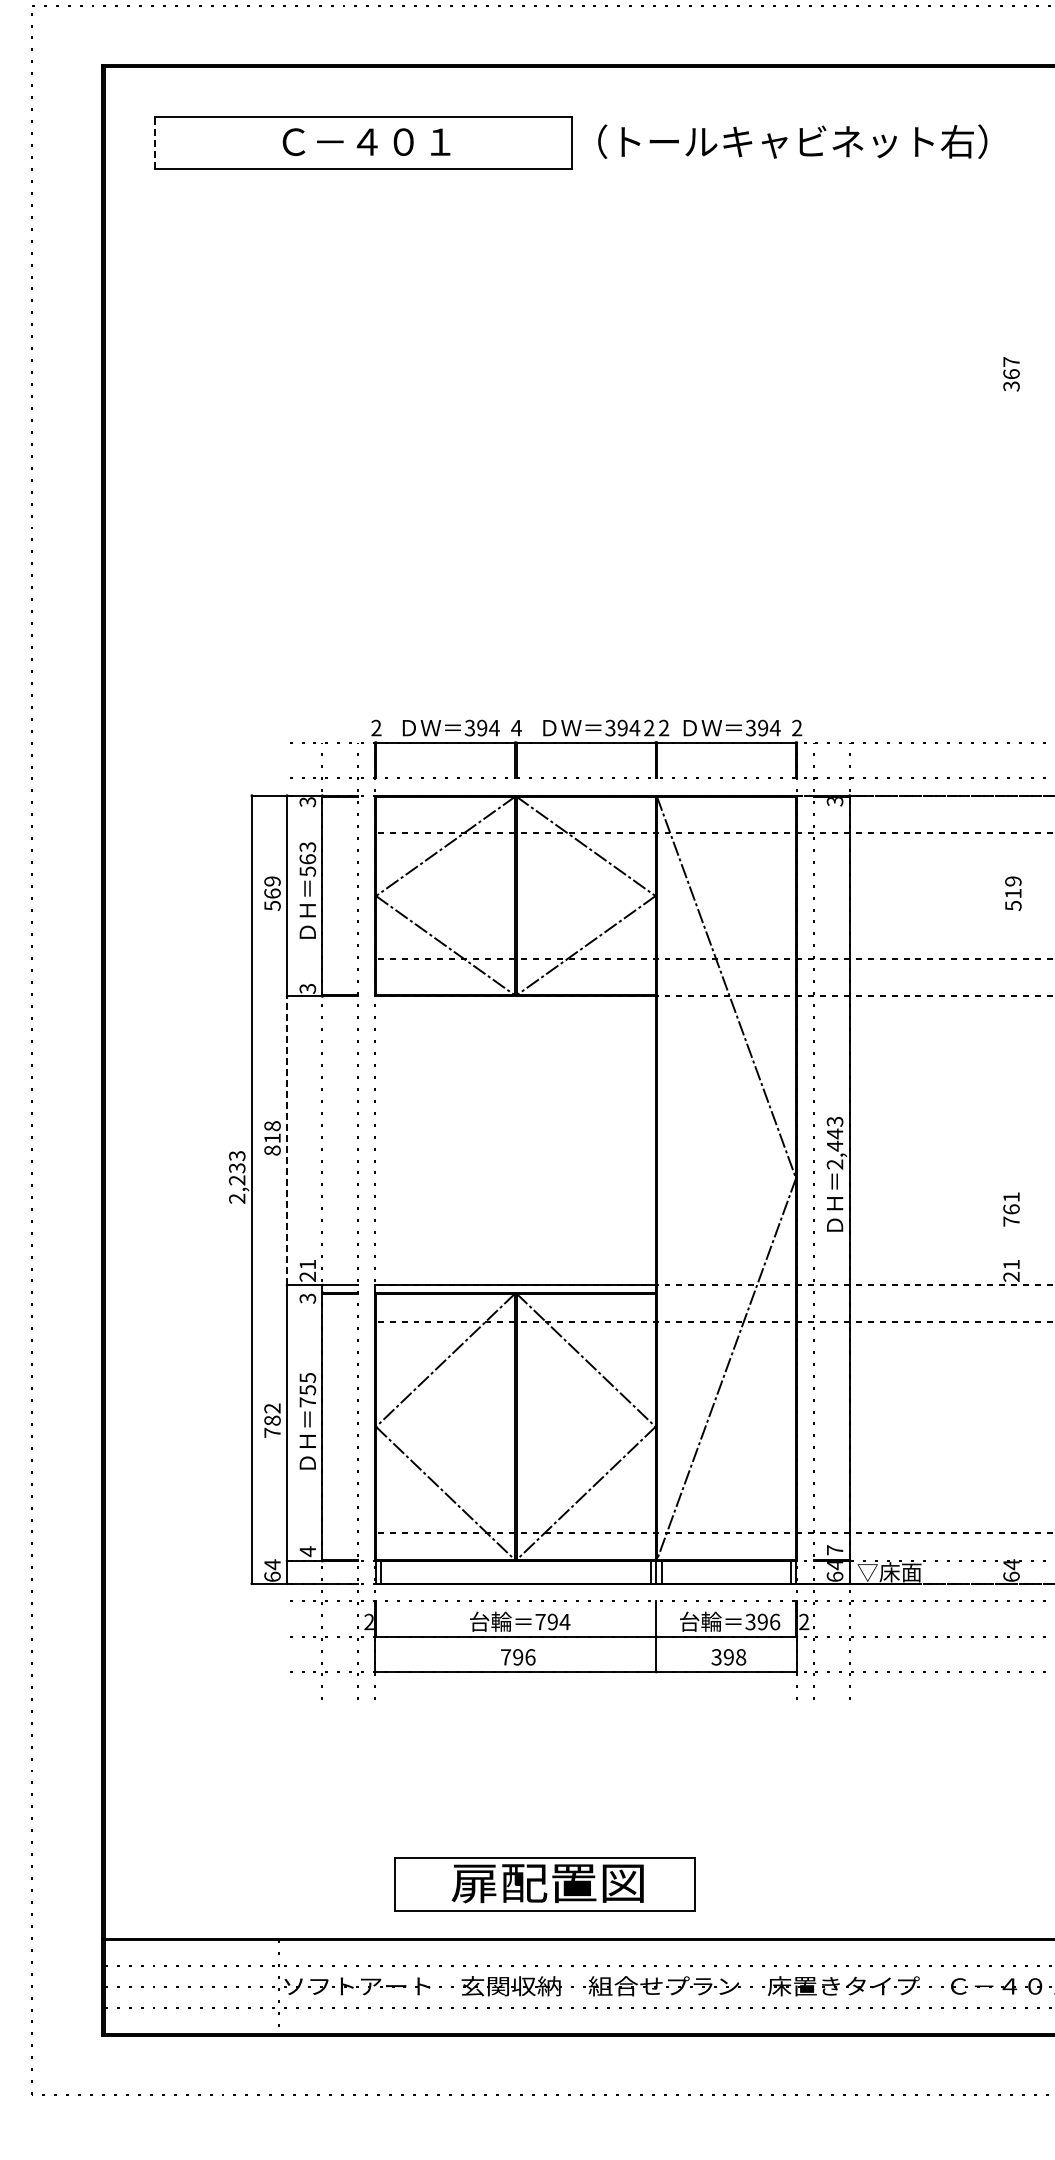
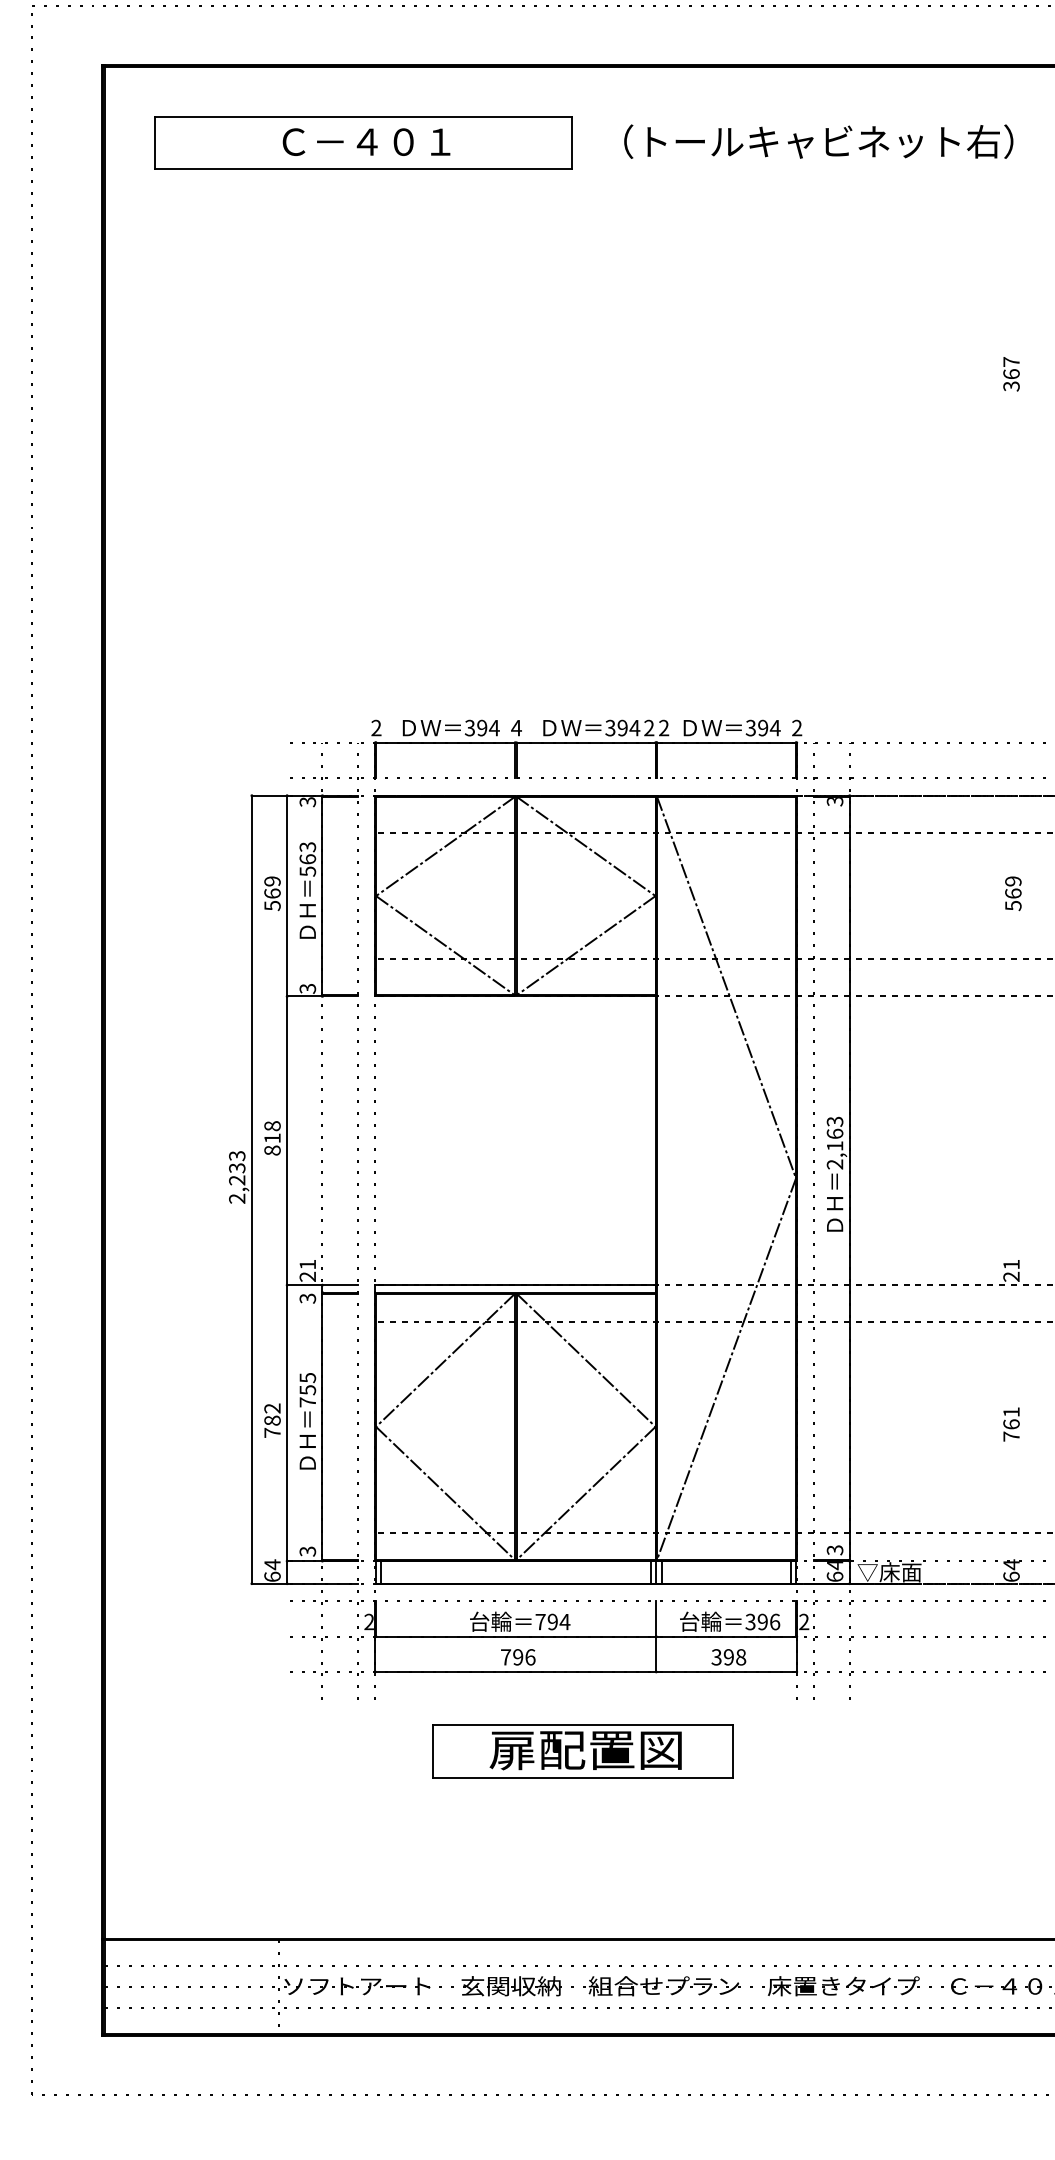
text position: (792, 141) -> (818, 141) (818, 141)
line: dashed -> solid (155, 142)
text: 519 -> 569 (1013, 893)
text: 2,443 -> 2,163 (834, 1139)
line: dashed -> solid (287, 1140)
text position: (1011, 1209) -> (1011, 1424) (1011, 1424)
text: 7 -> 3 (834, 1550)
text: 4 -> 3 (307, 1551)
part position: (544, 1884) -> (582, 1751) (582, 1751)
